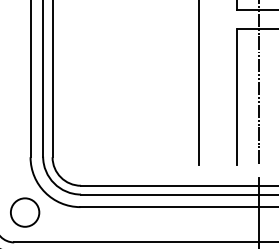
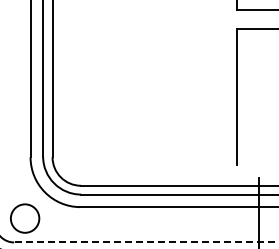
line: present -> none (199, 83)
line: present -> none (259, 83)
circle position: (25, 212) -> (25, 218) (25, 218)
line: solid -> dashed (146, 242)
